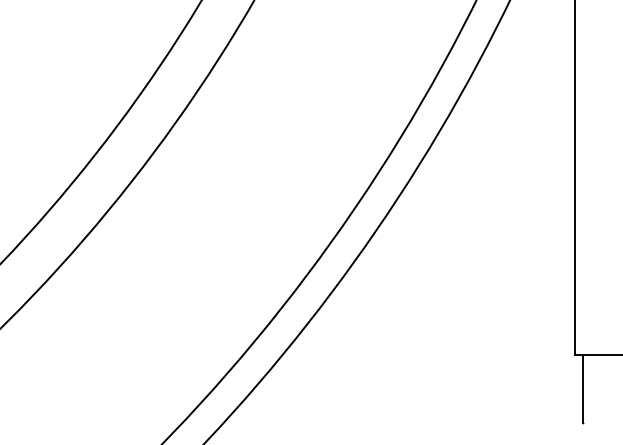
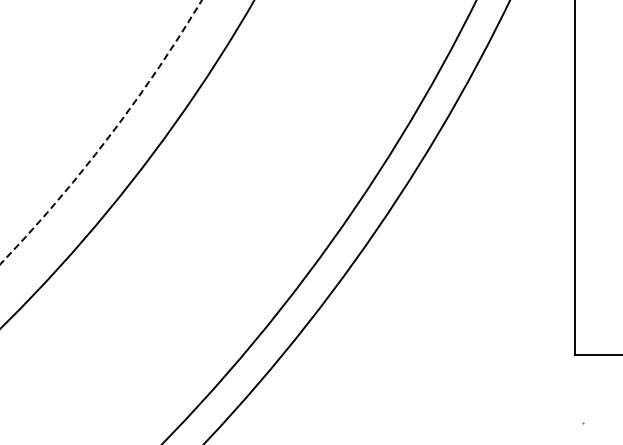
circle: solid -> dashed (100, 131)
line: present -> none (583, 388)
